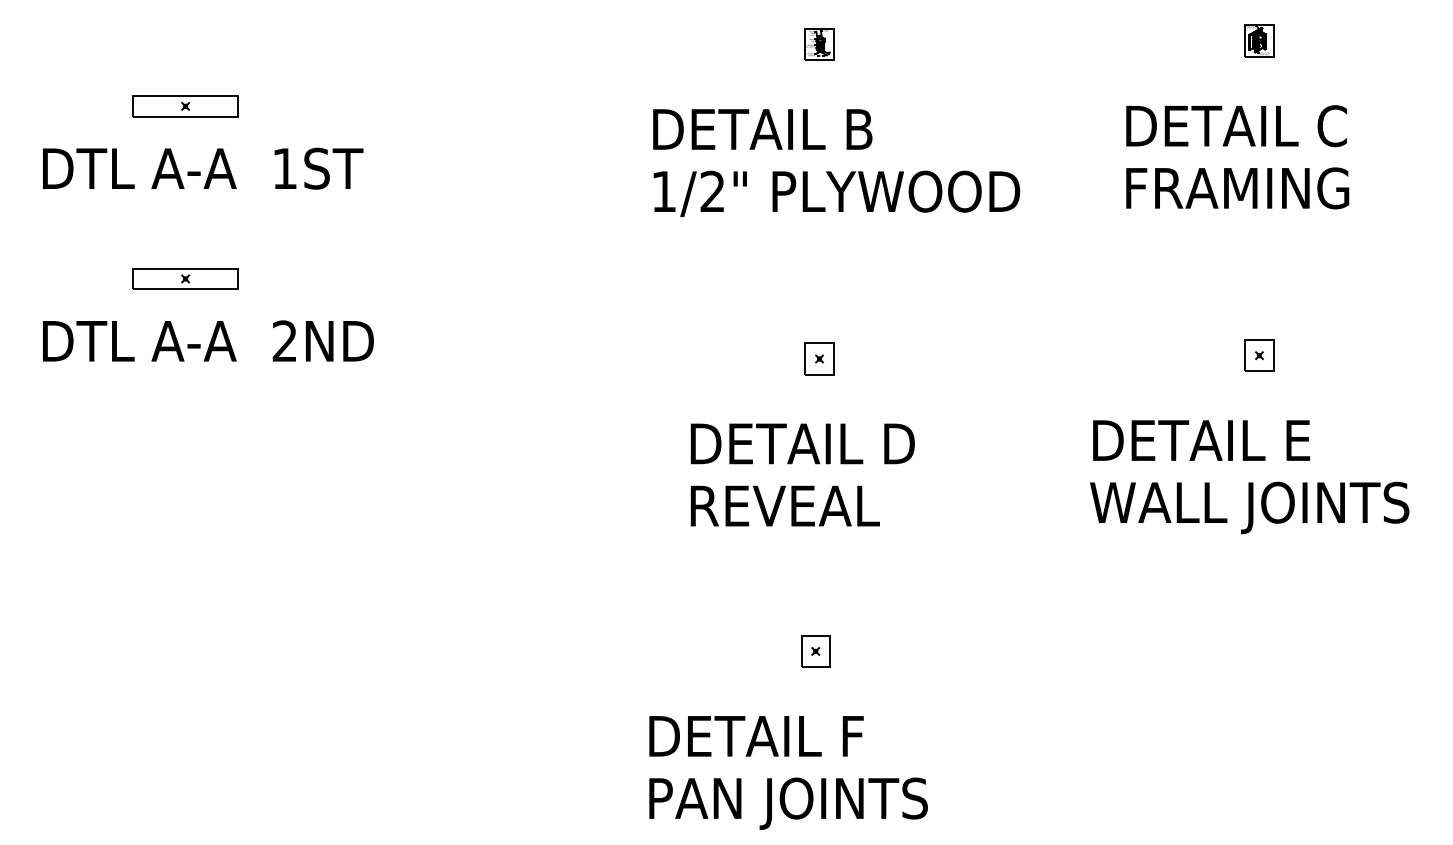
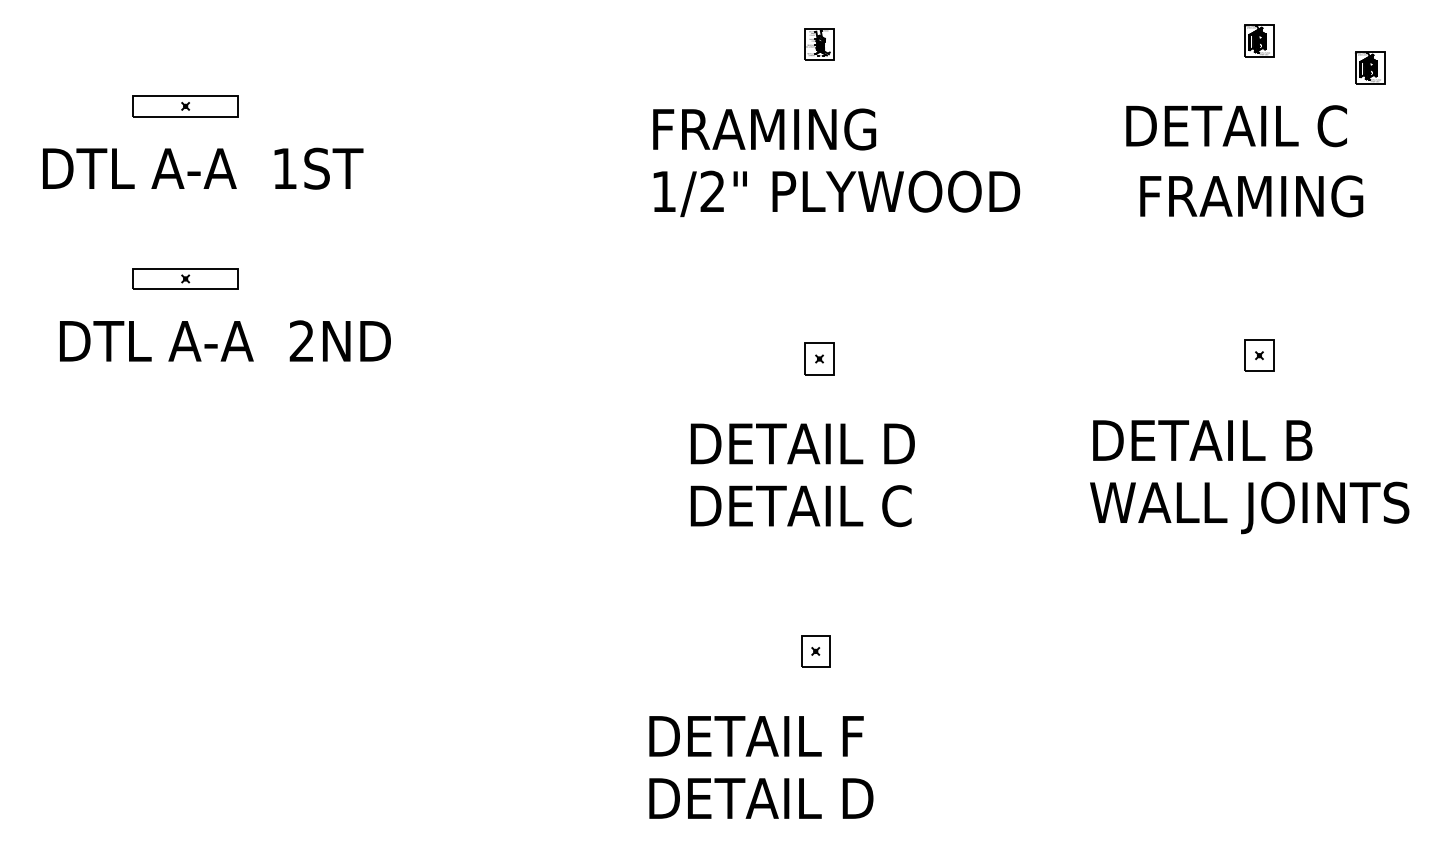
part: none -> present (1370, 67)
text: DETAIL B -> FRAMING (767, 129)
text position: (1237, 188) -> (1251, 196) (1251, 196)
text position: (208, 340) -> (225, 340) (225, 340)
text: DETAIL E -> DETAIL B (1302, 440)
text: REVEAL -> DETAIL C (803, 506)
text: PAN JOINTS -> DETAIL D (790, 803)
